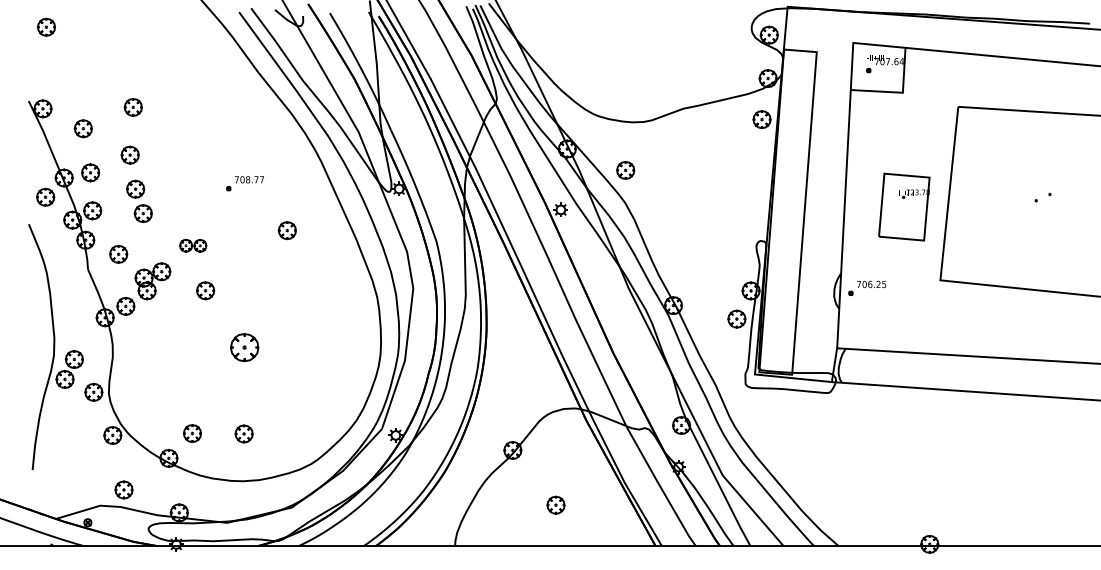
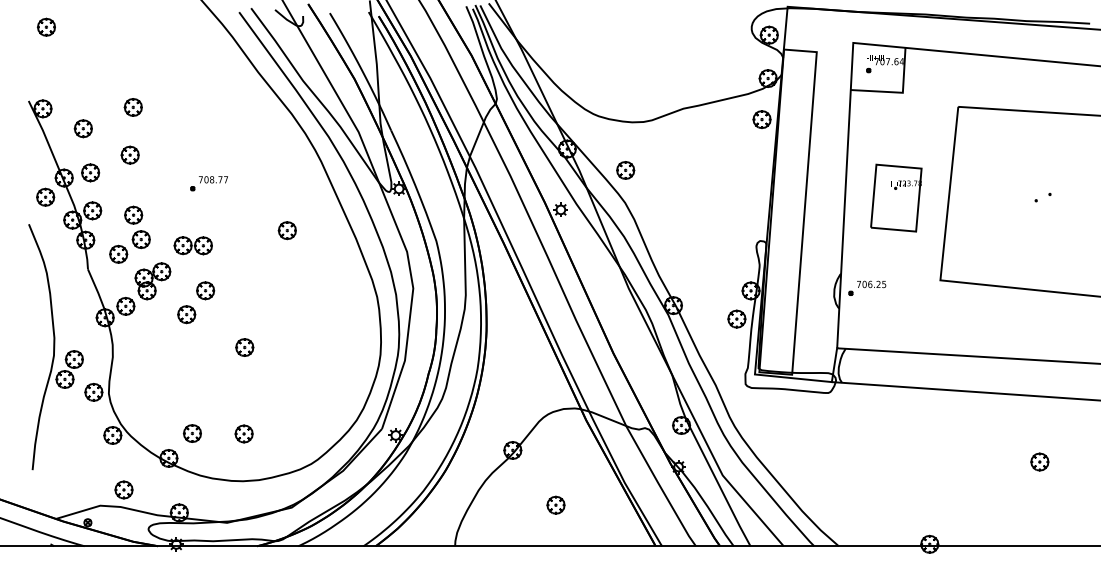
part position: (244, 183) -> (208, 183) (208, 183)
part position: (139, 201) -> (137, 227) (137, 227)
part position: (904, 206) -> (896, 197) (896, 197)
part size: 29x15 px -> 40x20 px (192, 245)
part: none -> present (186, 314)
part size: 30x30 px -> 20x19 px (244, 347)
part: none -> present (1039, 461)
